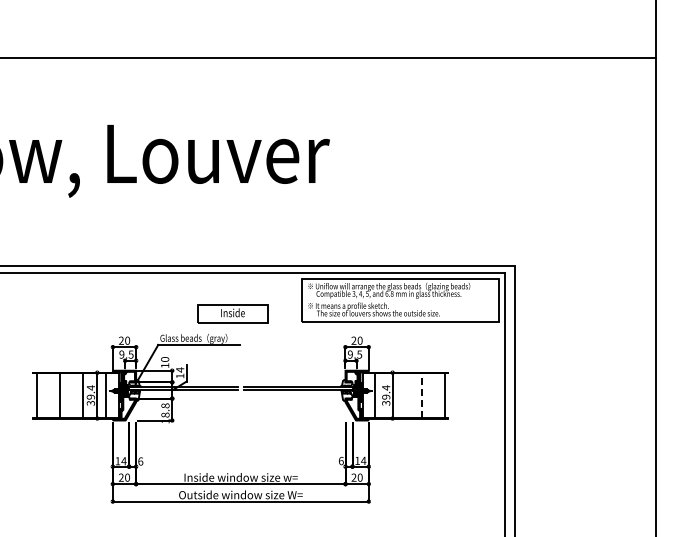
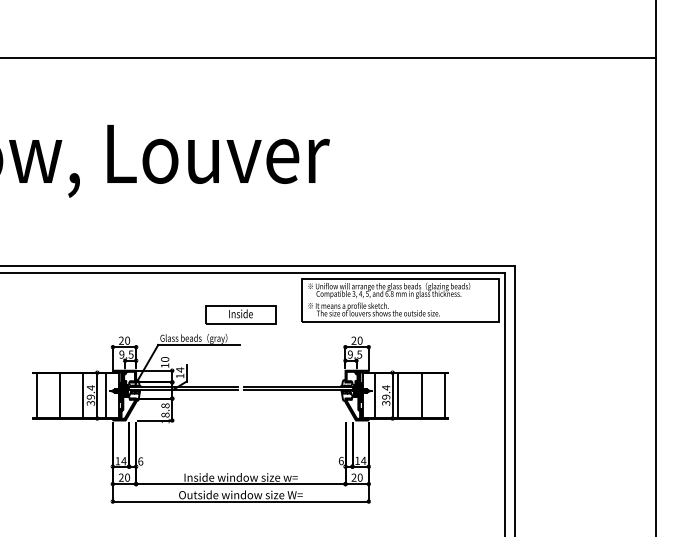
part position: (232, 313) -> (240, 314) (240, 314)
line: none -> present (398, 395)
line: dashed -> solid (421, 395)
